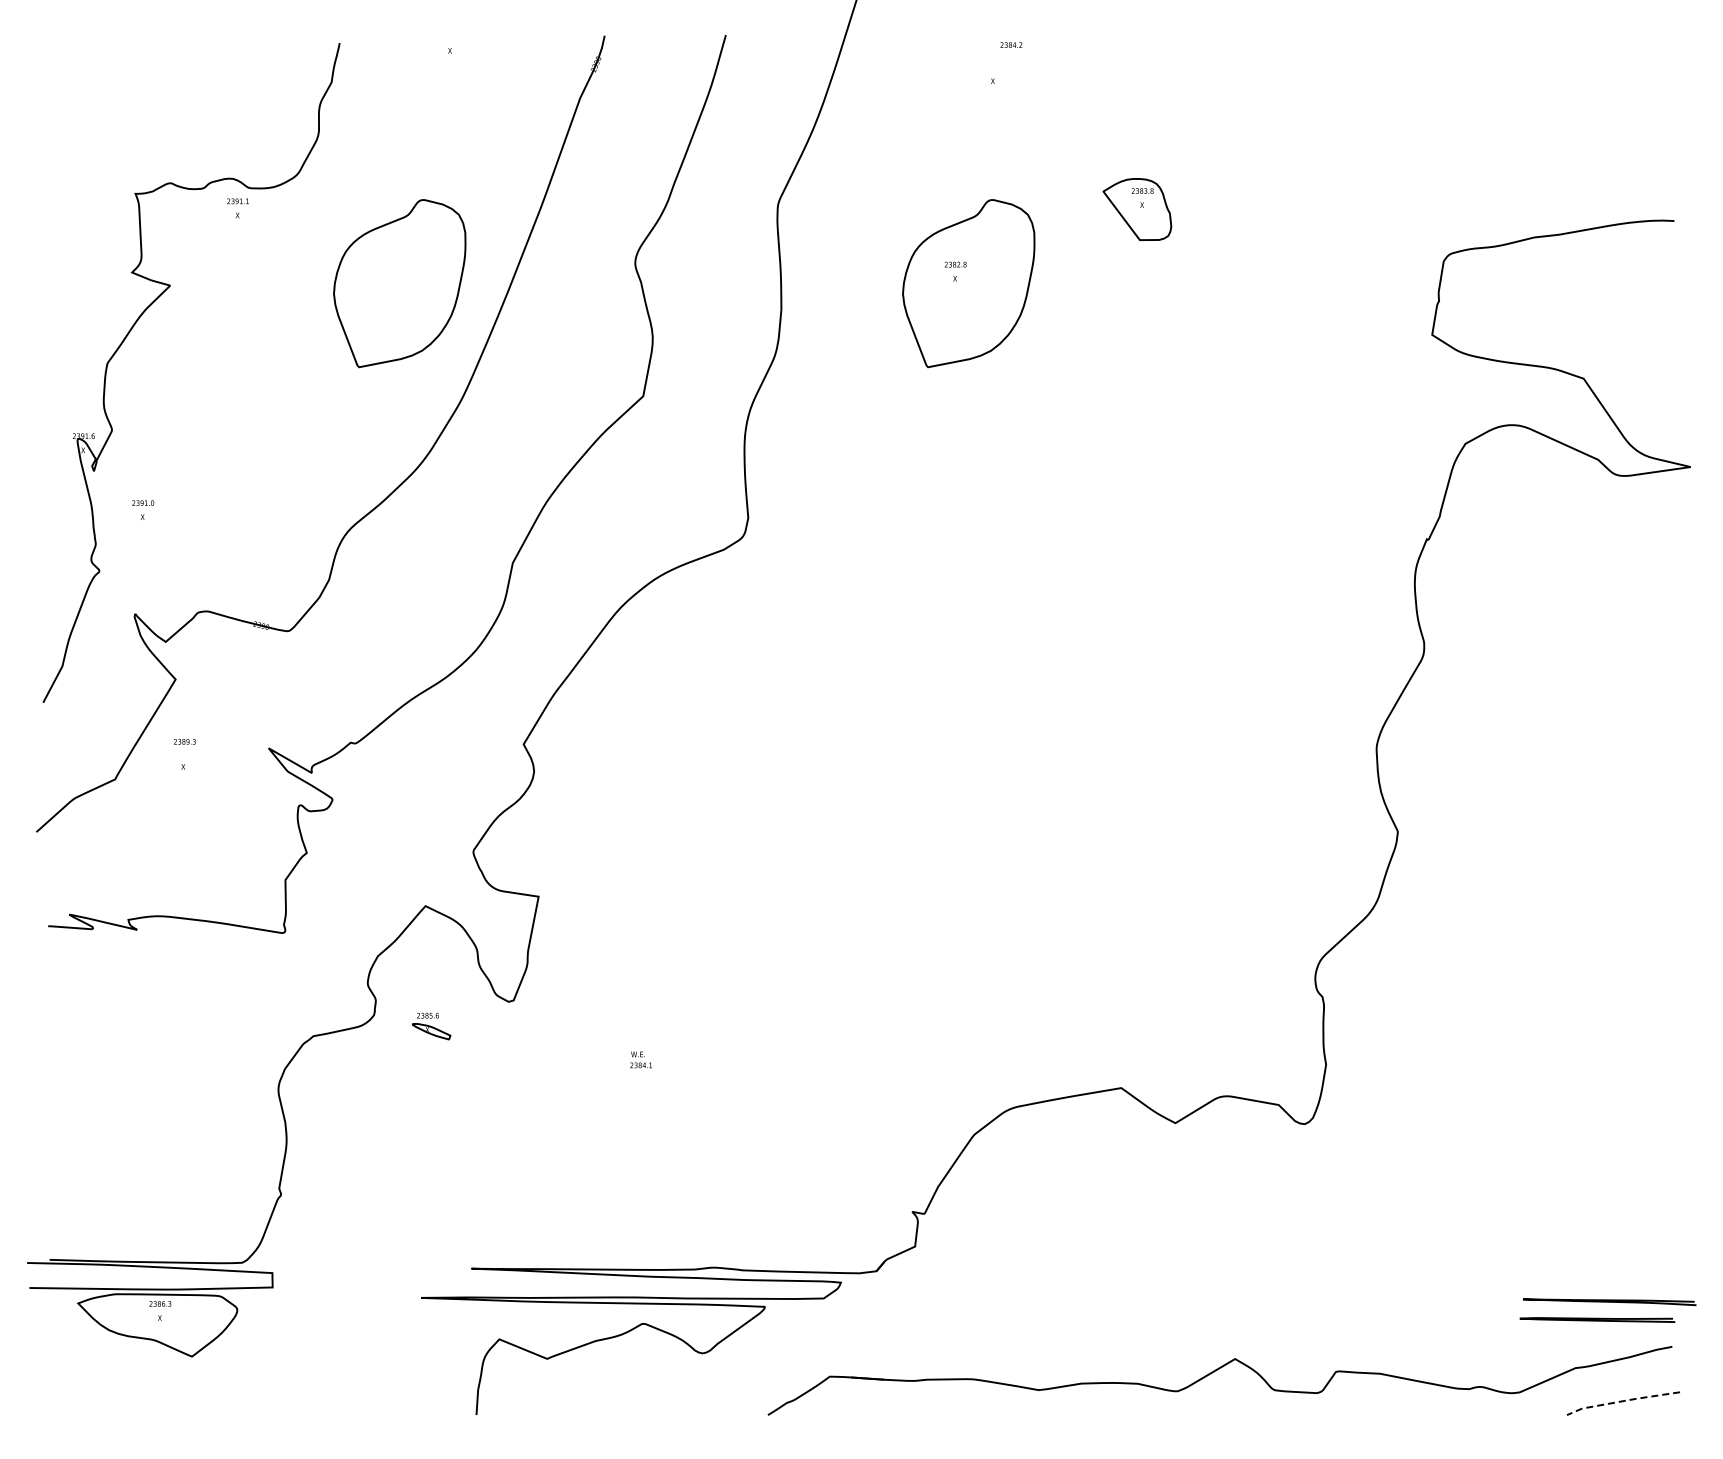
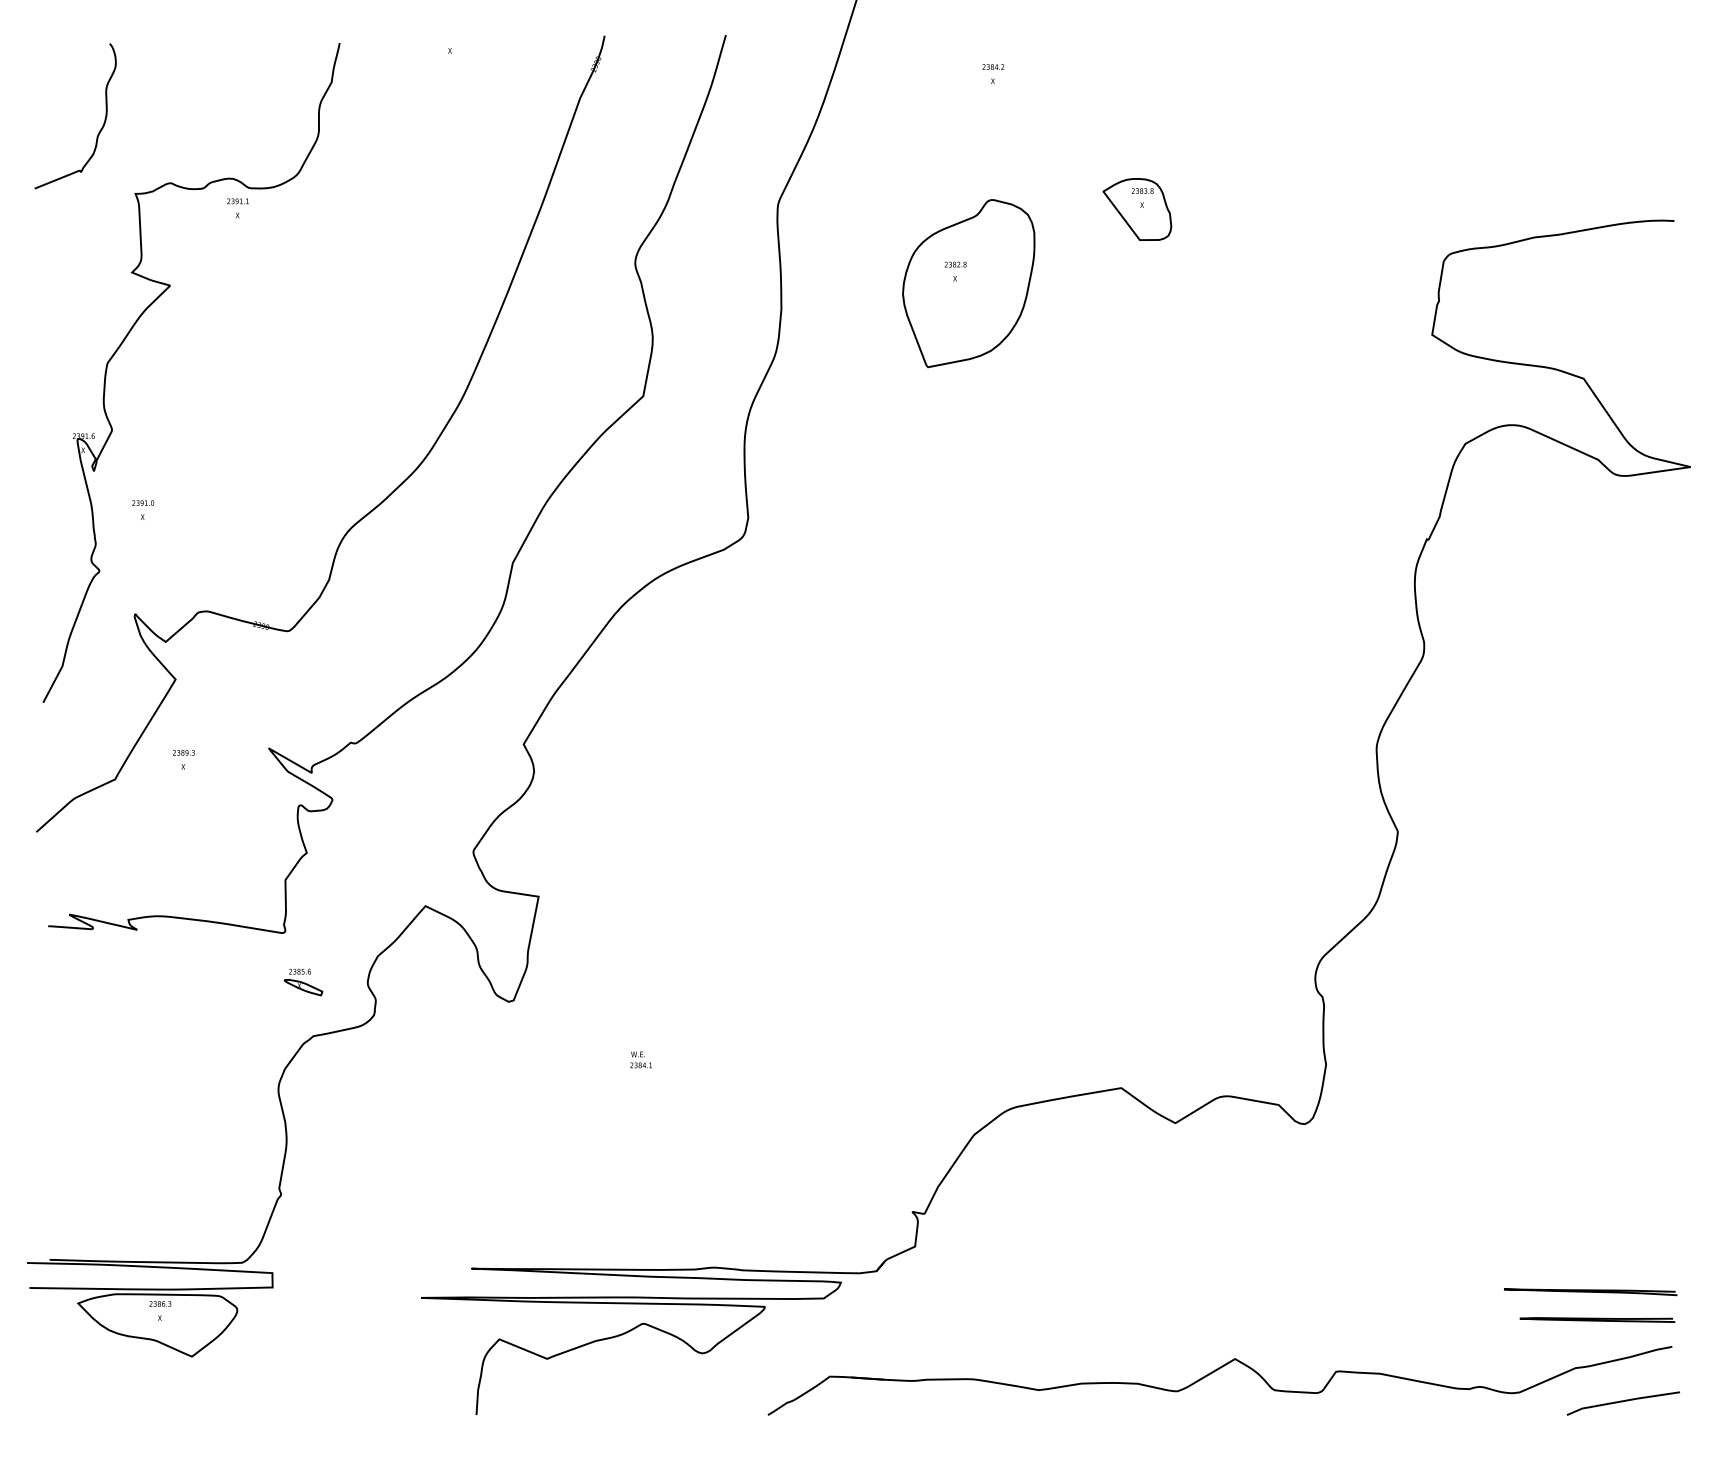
text position: (1011, 44) -> (993, 66) (993, 66)
curve: none -> present (99, 130)
part: present -> none (399, 283)
text position: (184, 741) -> (183, 752) (183, 752)
part position: (431, 1026) -> (303, 982) (303, 982)
curve position: (1609, 1302) -> (1590, 1292) (1590, 1292)
line: dashed -> solid (1622, 1401)
